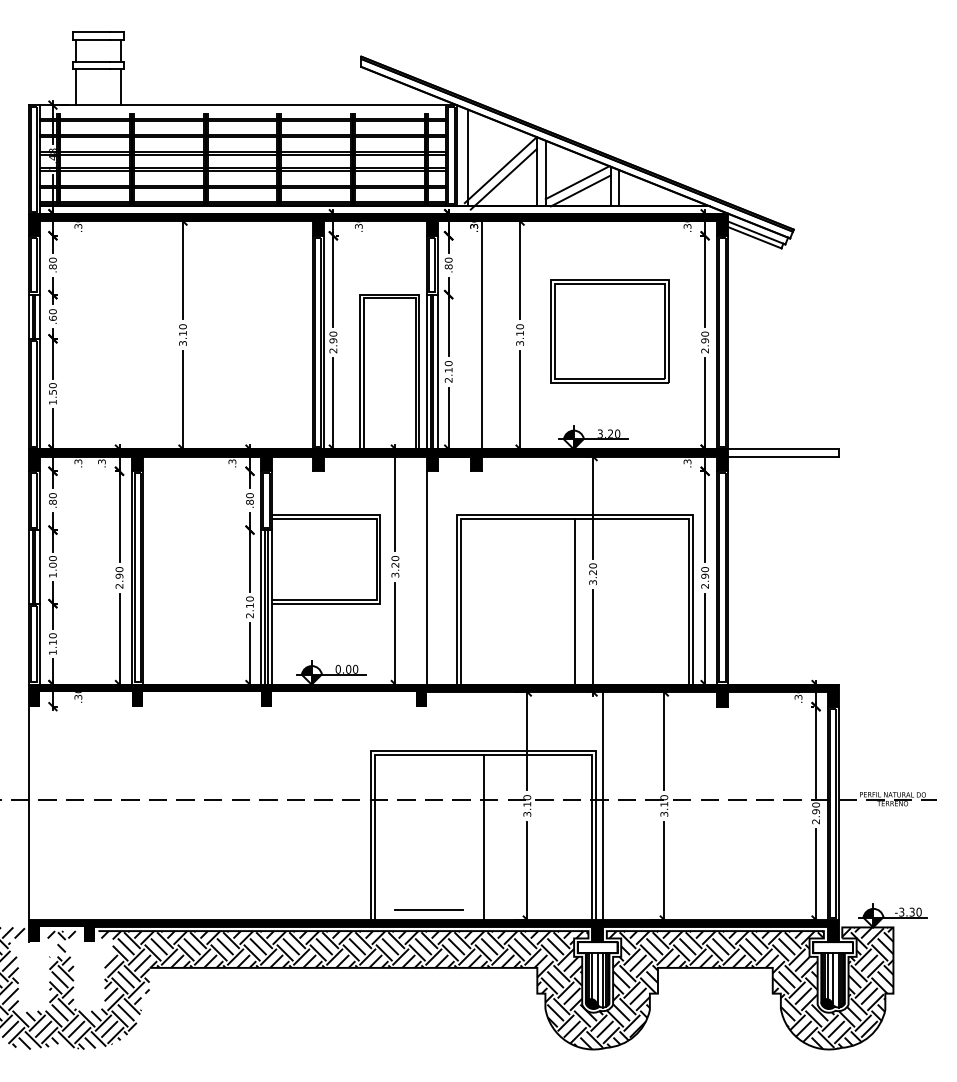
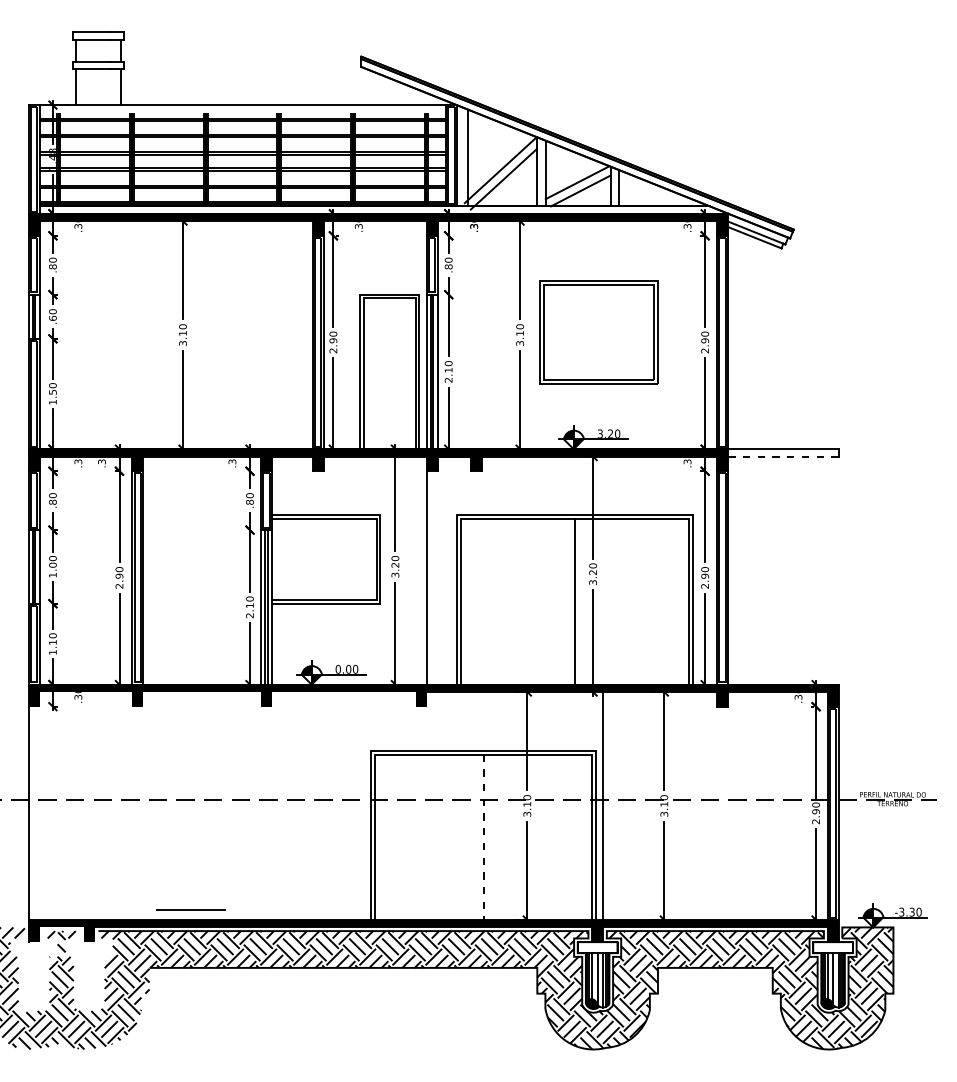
part position: (609, 331) -> (598, 332) (598, 332)
line: present -> none (481, 335)
line: solid -> dashed (783, 456)
line: solid -> dashed (483, 837)
line position: (428, 909) -> (190, 909) (190, 909)
